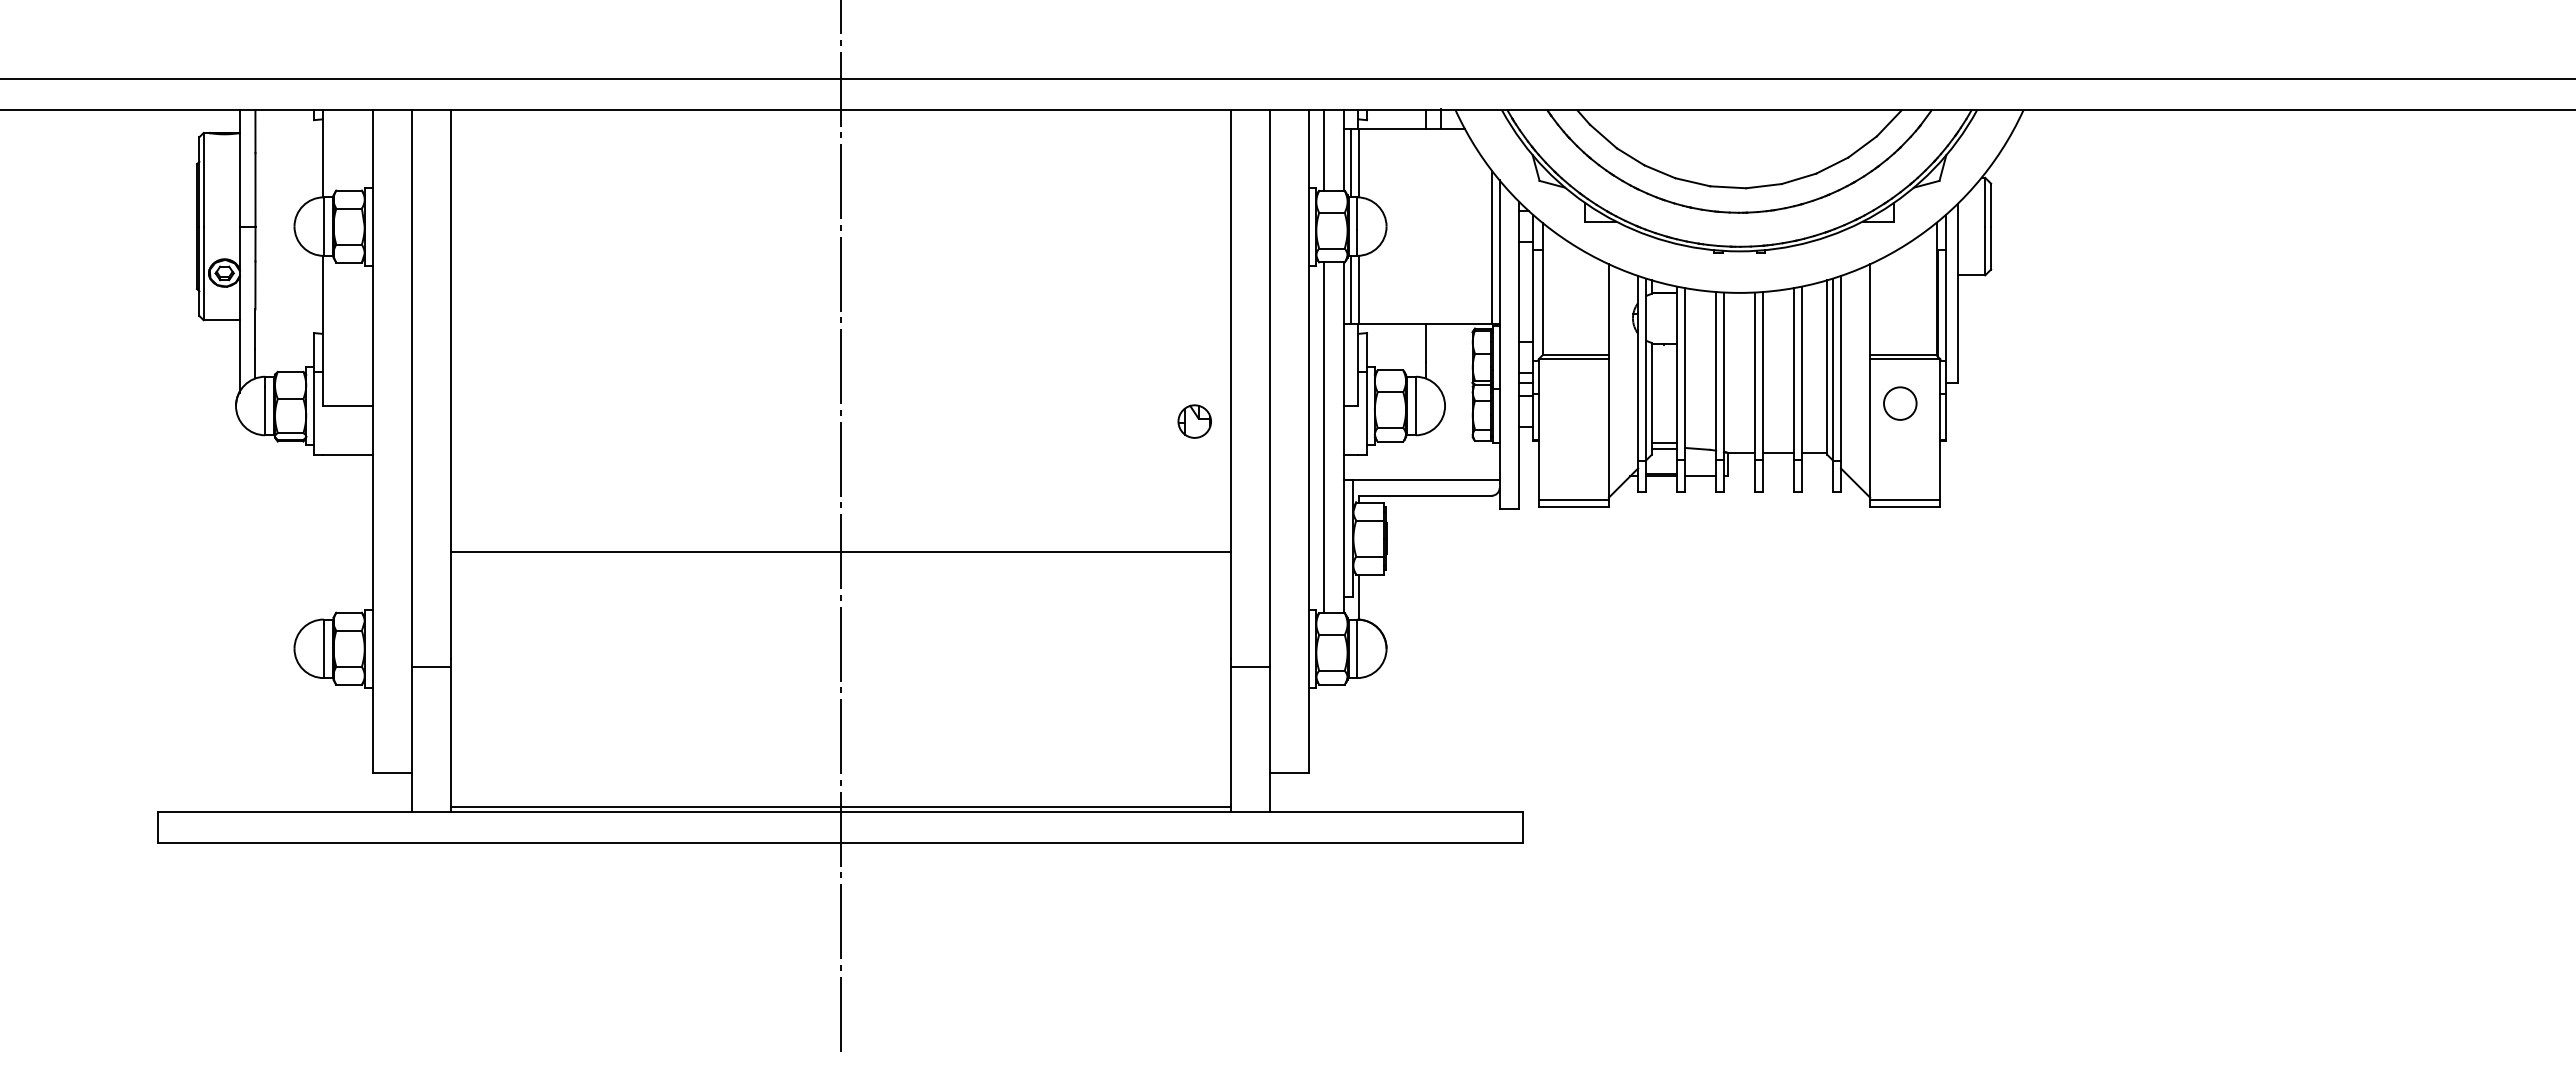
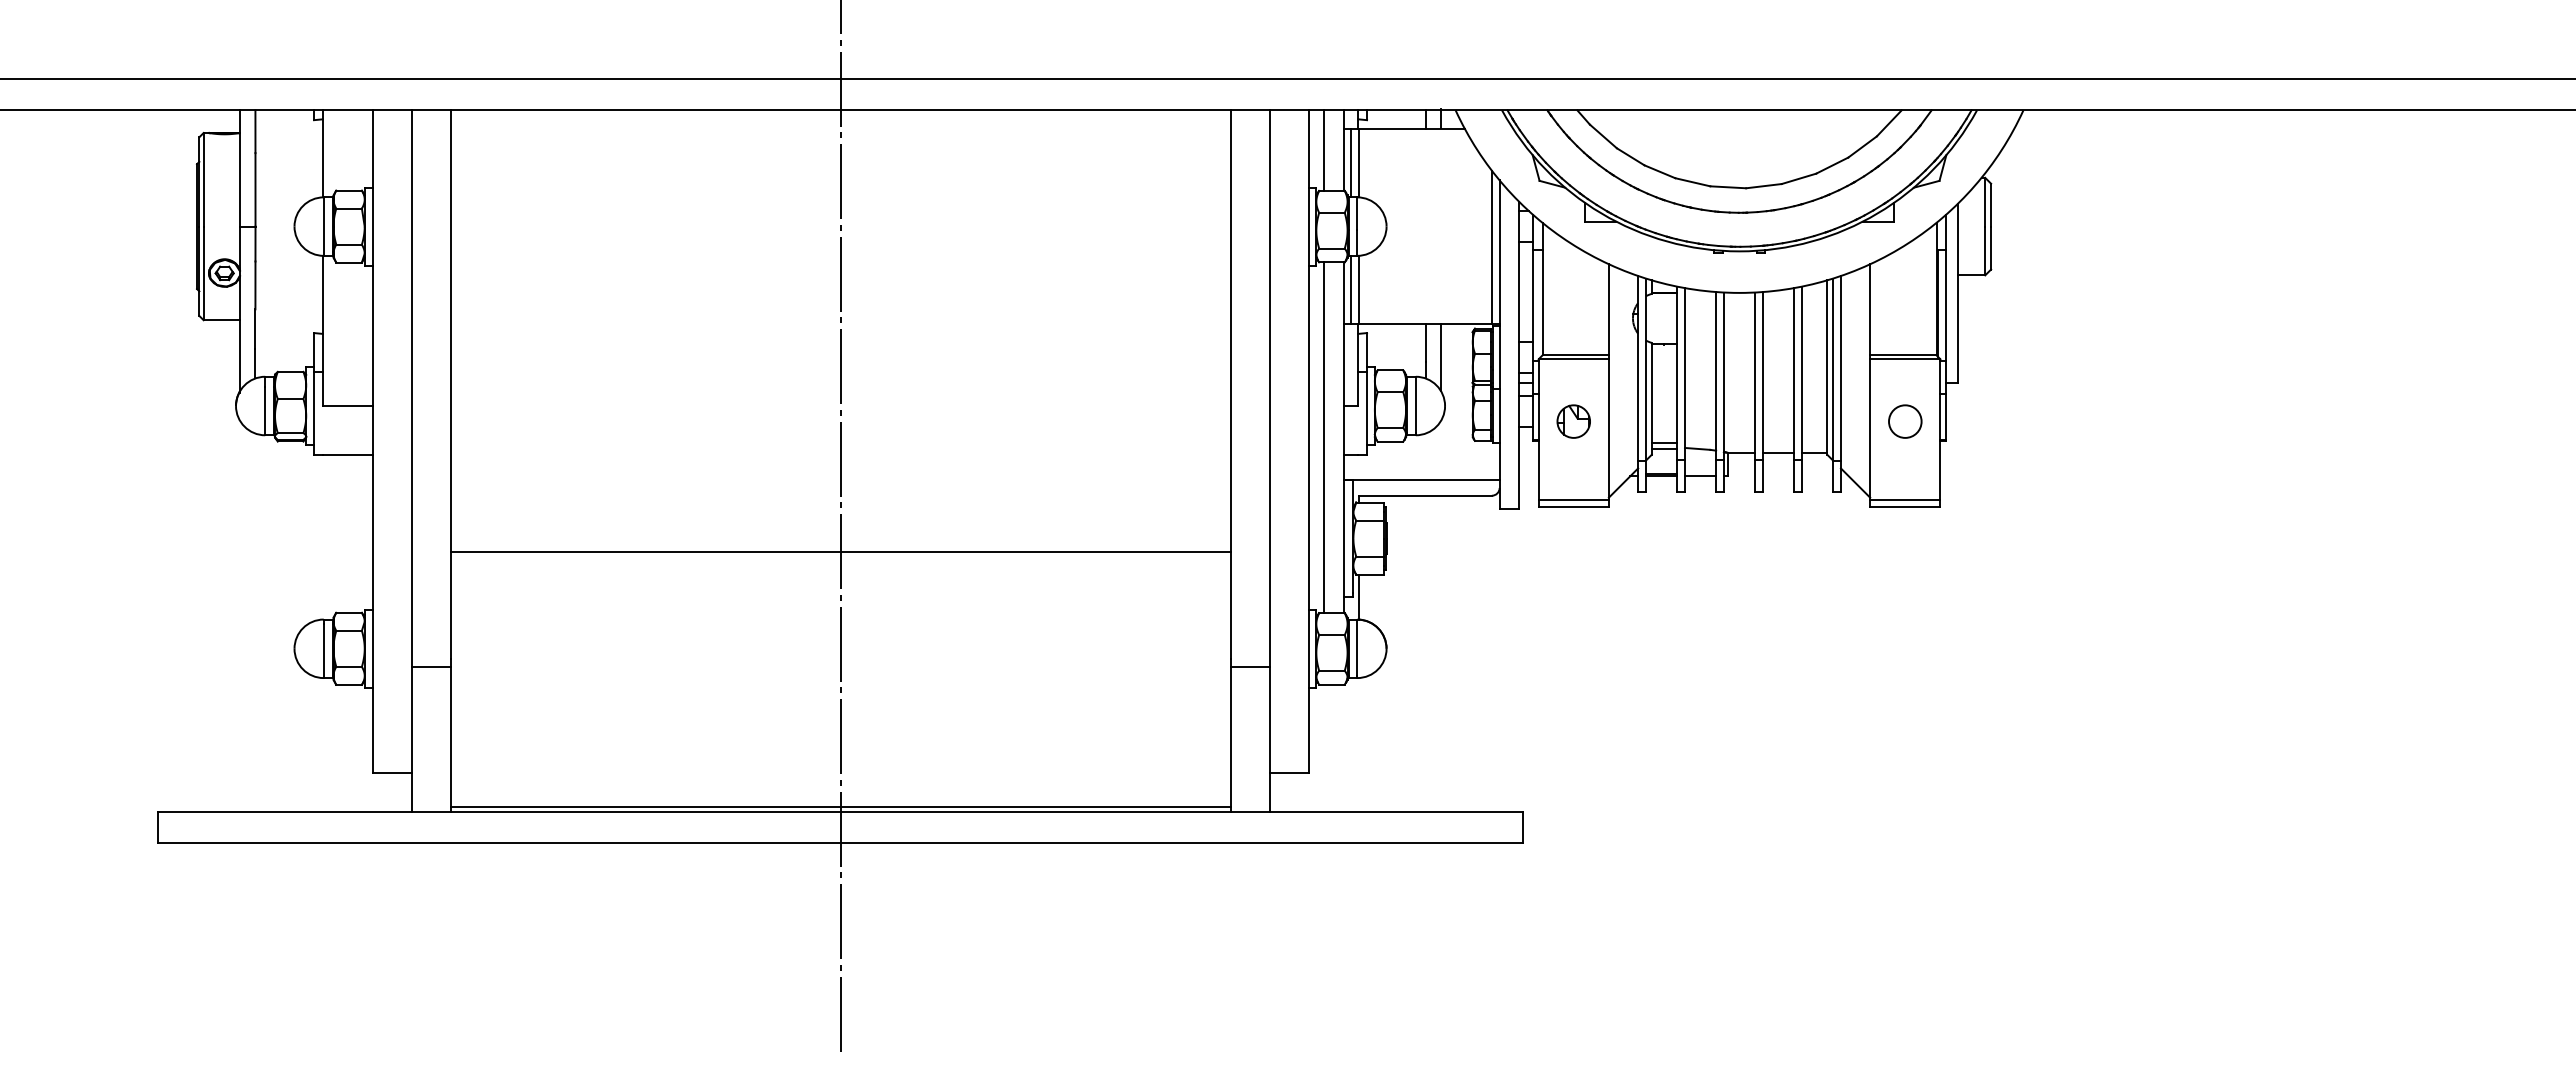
line: none -> present (1441, 357)
circle position: (1900, 403) -> (1905, 421) (1905, 421)
part position: (1194, 421) -> (1573, 421) (1573, 421)
